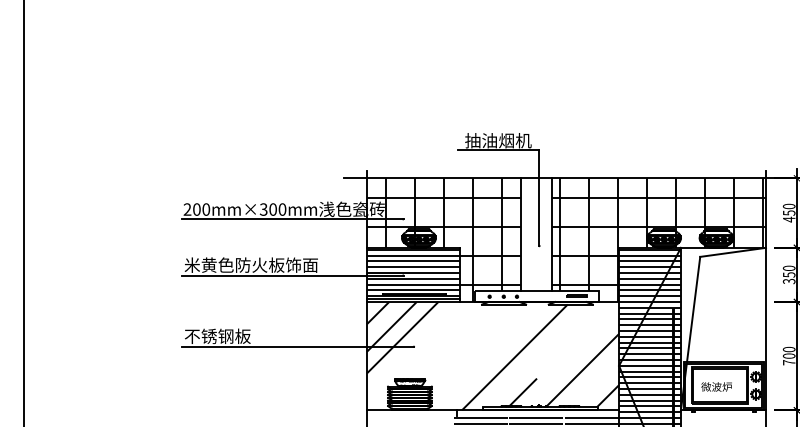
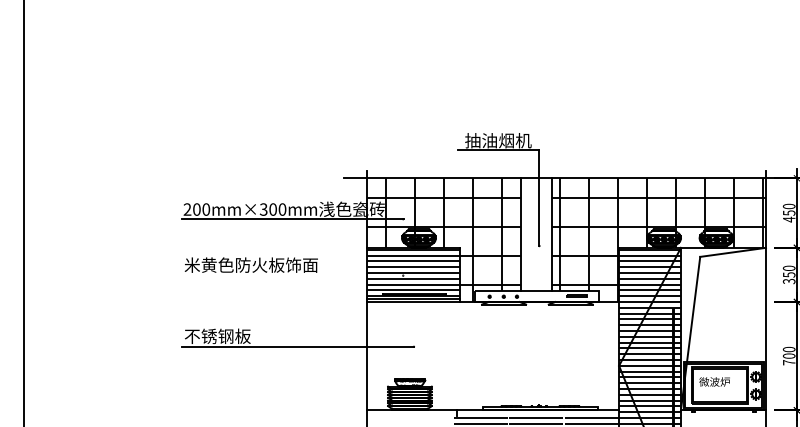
line: present -> none (292, 275)
hatch: present -> none (493, 355)
text position: (716, 386) -> (714, 381) (714, 381)
